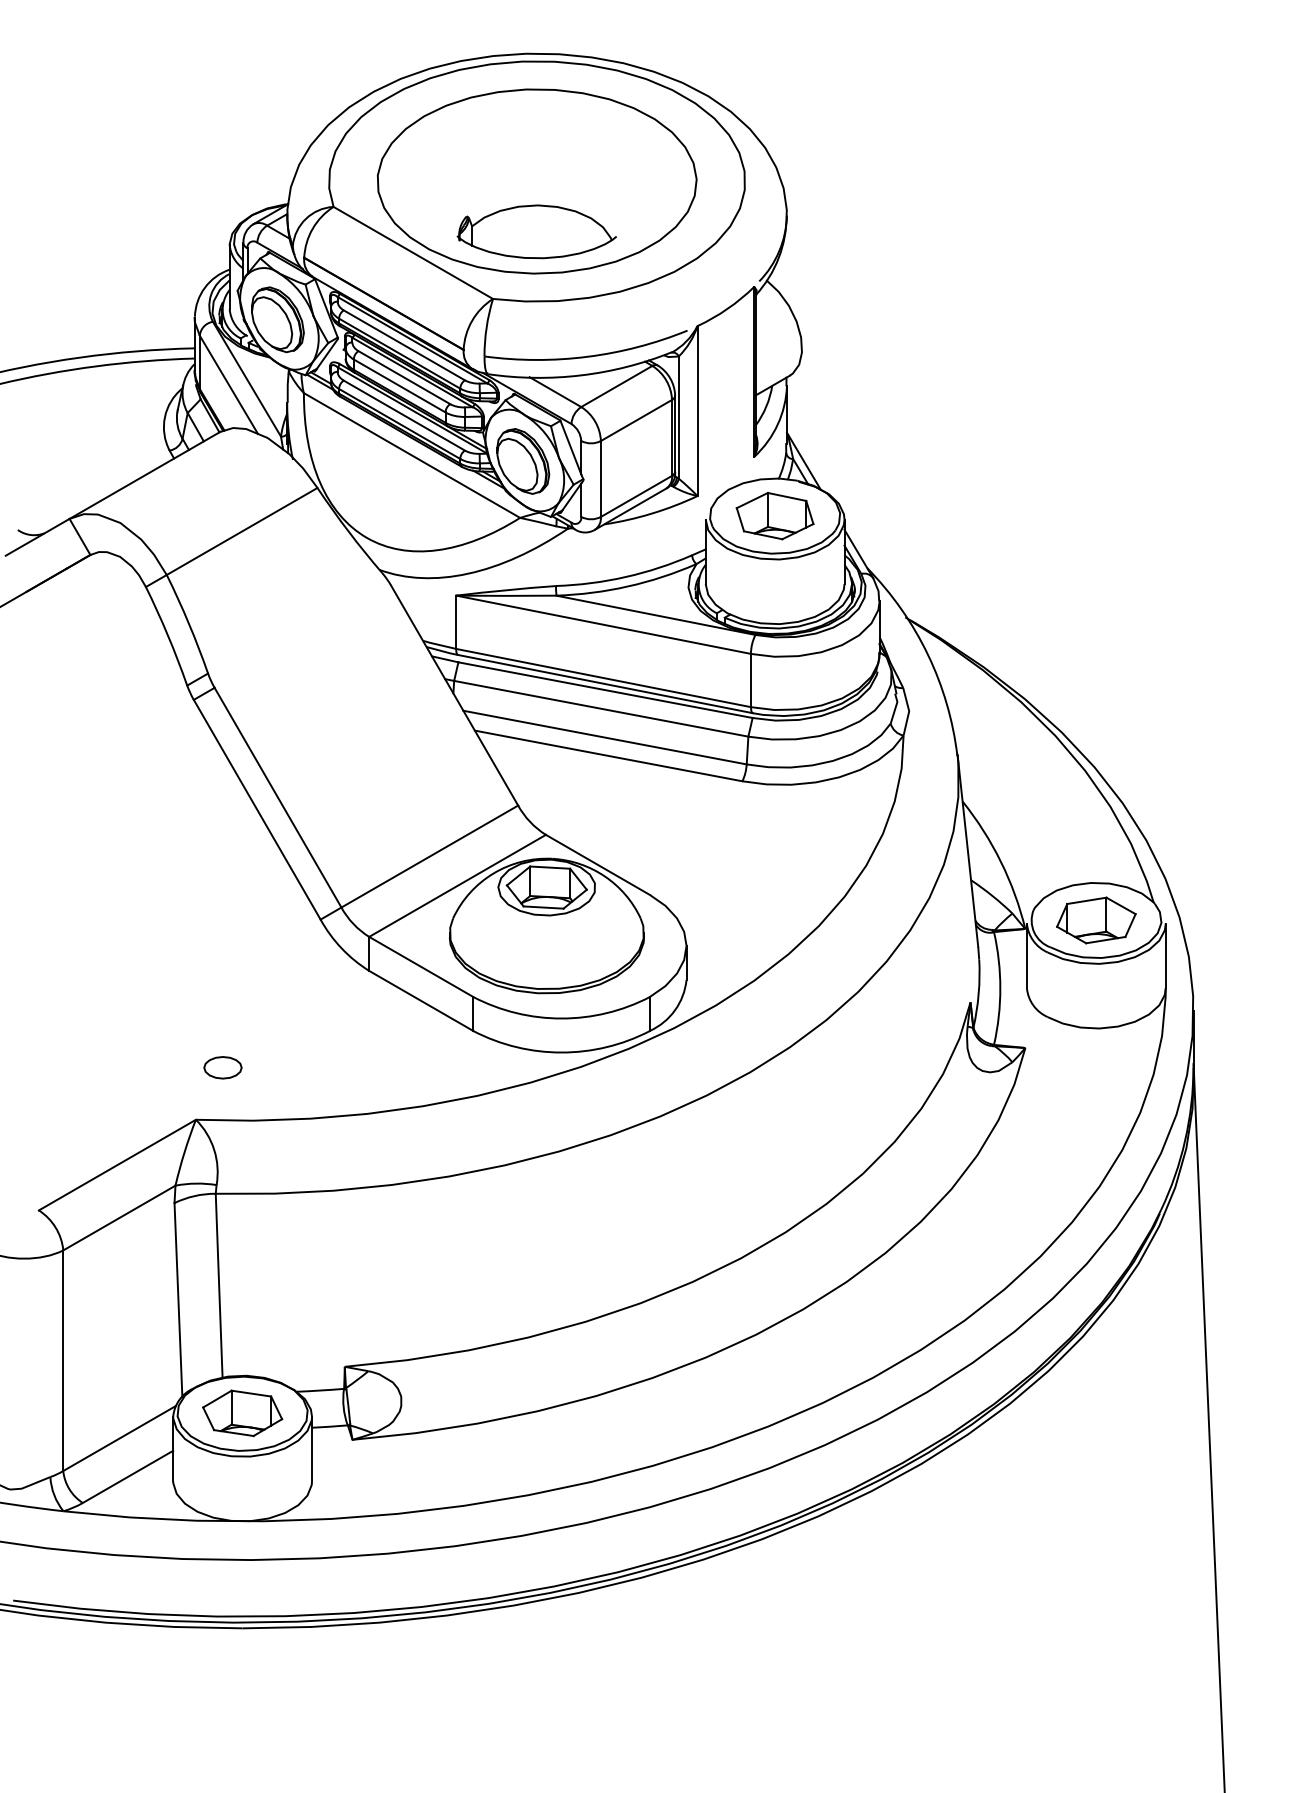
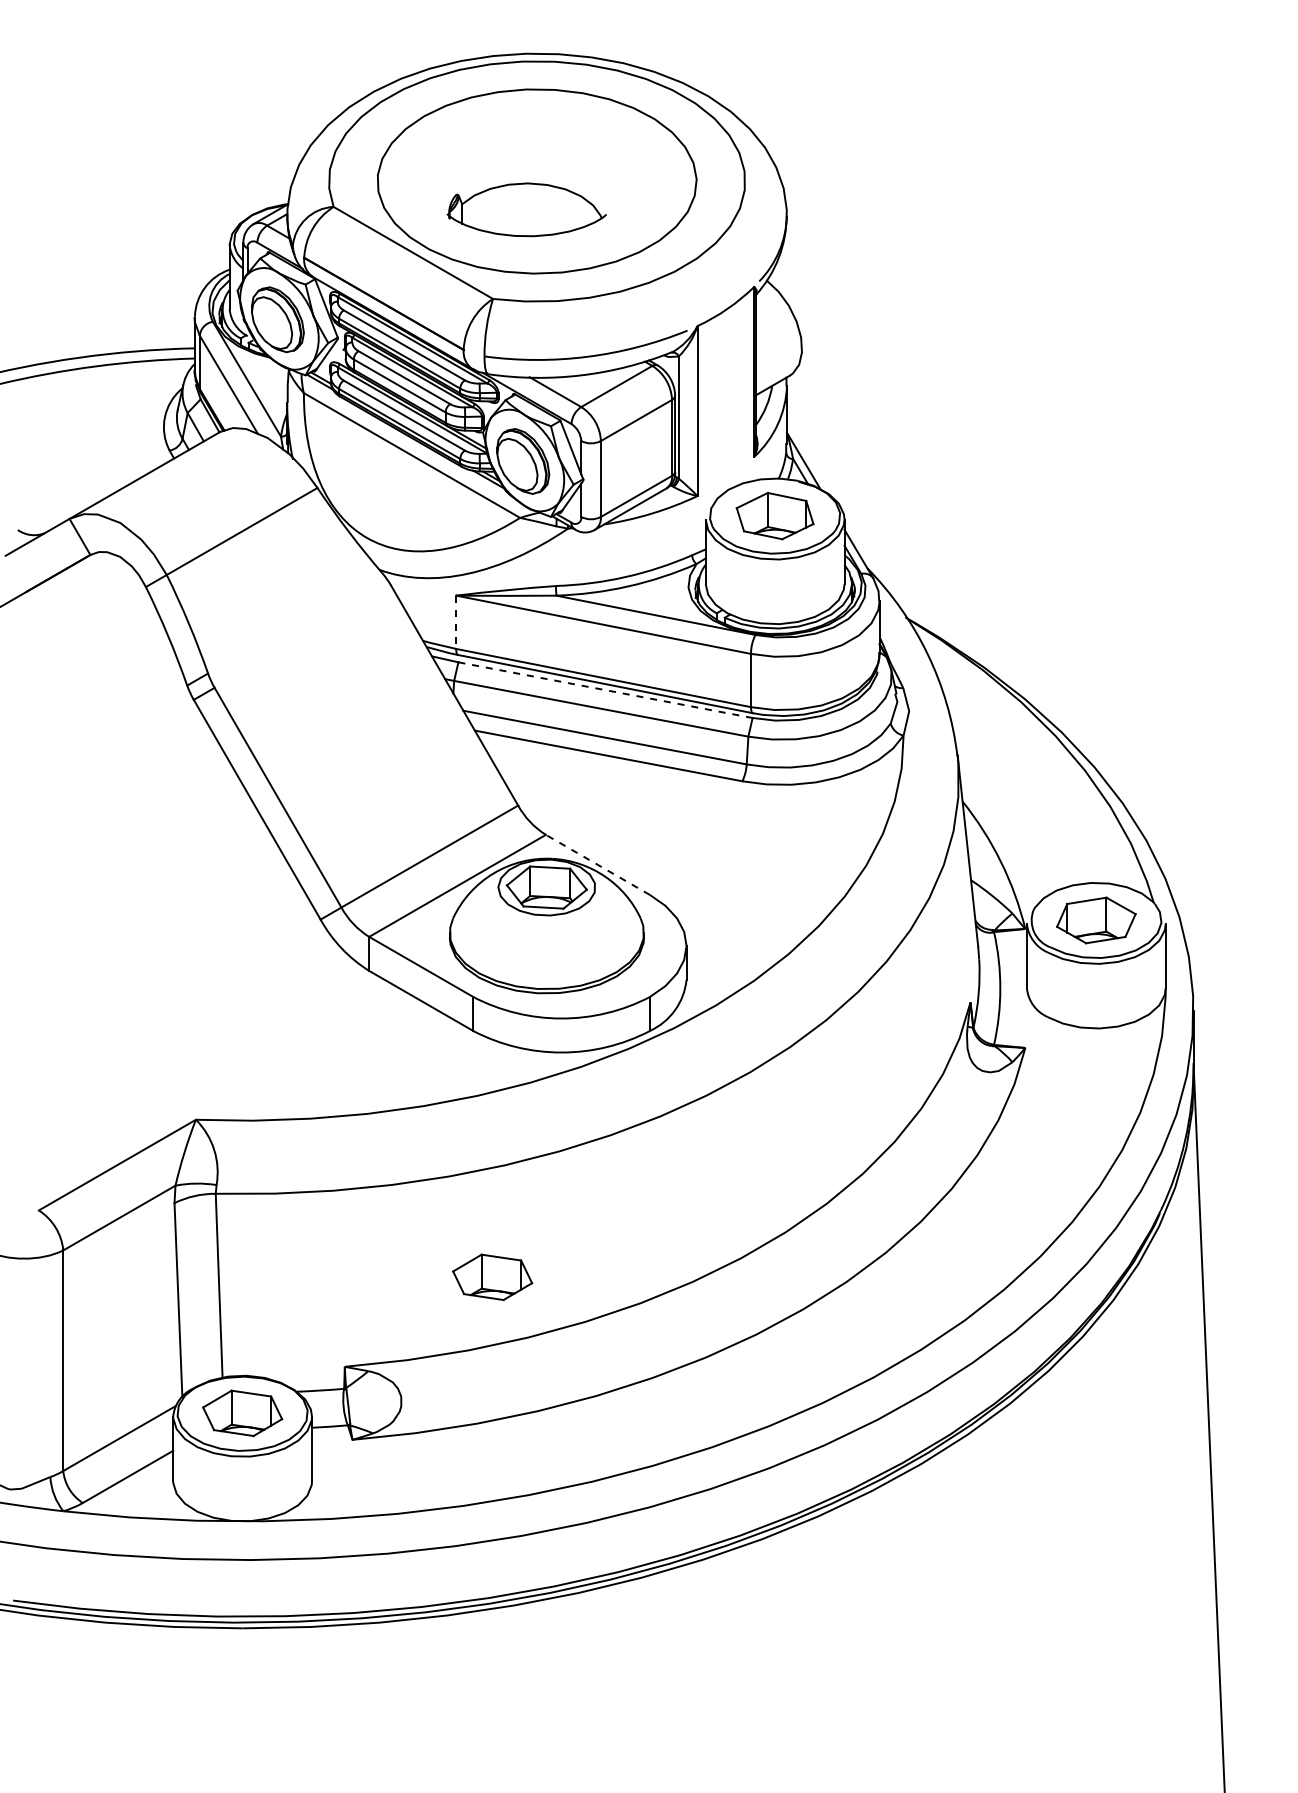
part position: (536, 231) -> (526, 209) (526, 209)
line: solid -> dashed (456, 622)
line: solid -> dashed (605, 690)
line: solid -> dashed (597, 864)
part: present -> none (222, 1067)
part: none -> present (492, 1277)
